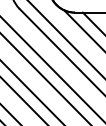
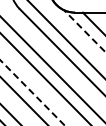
line: solid -> dashed (84, 31)
line: solid -> dashed (32, 93)
